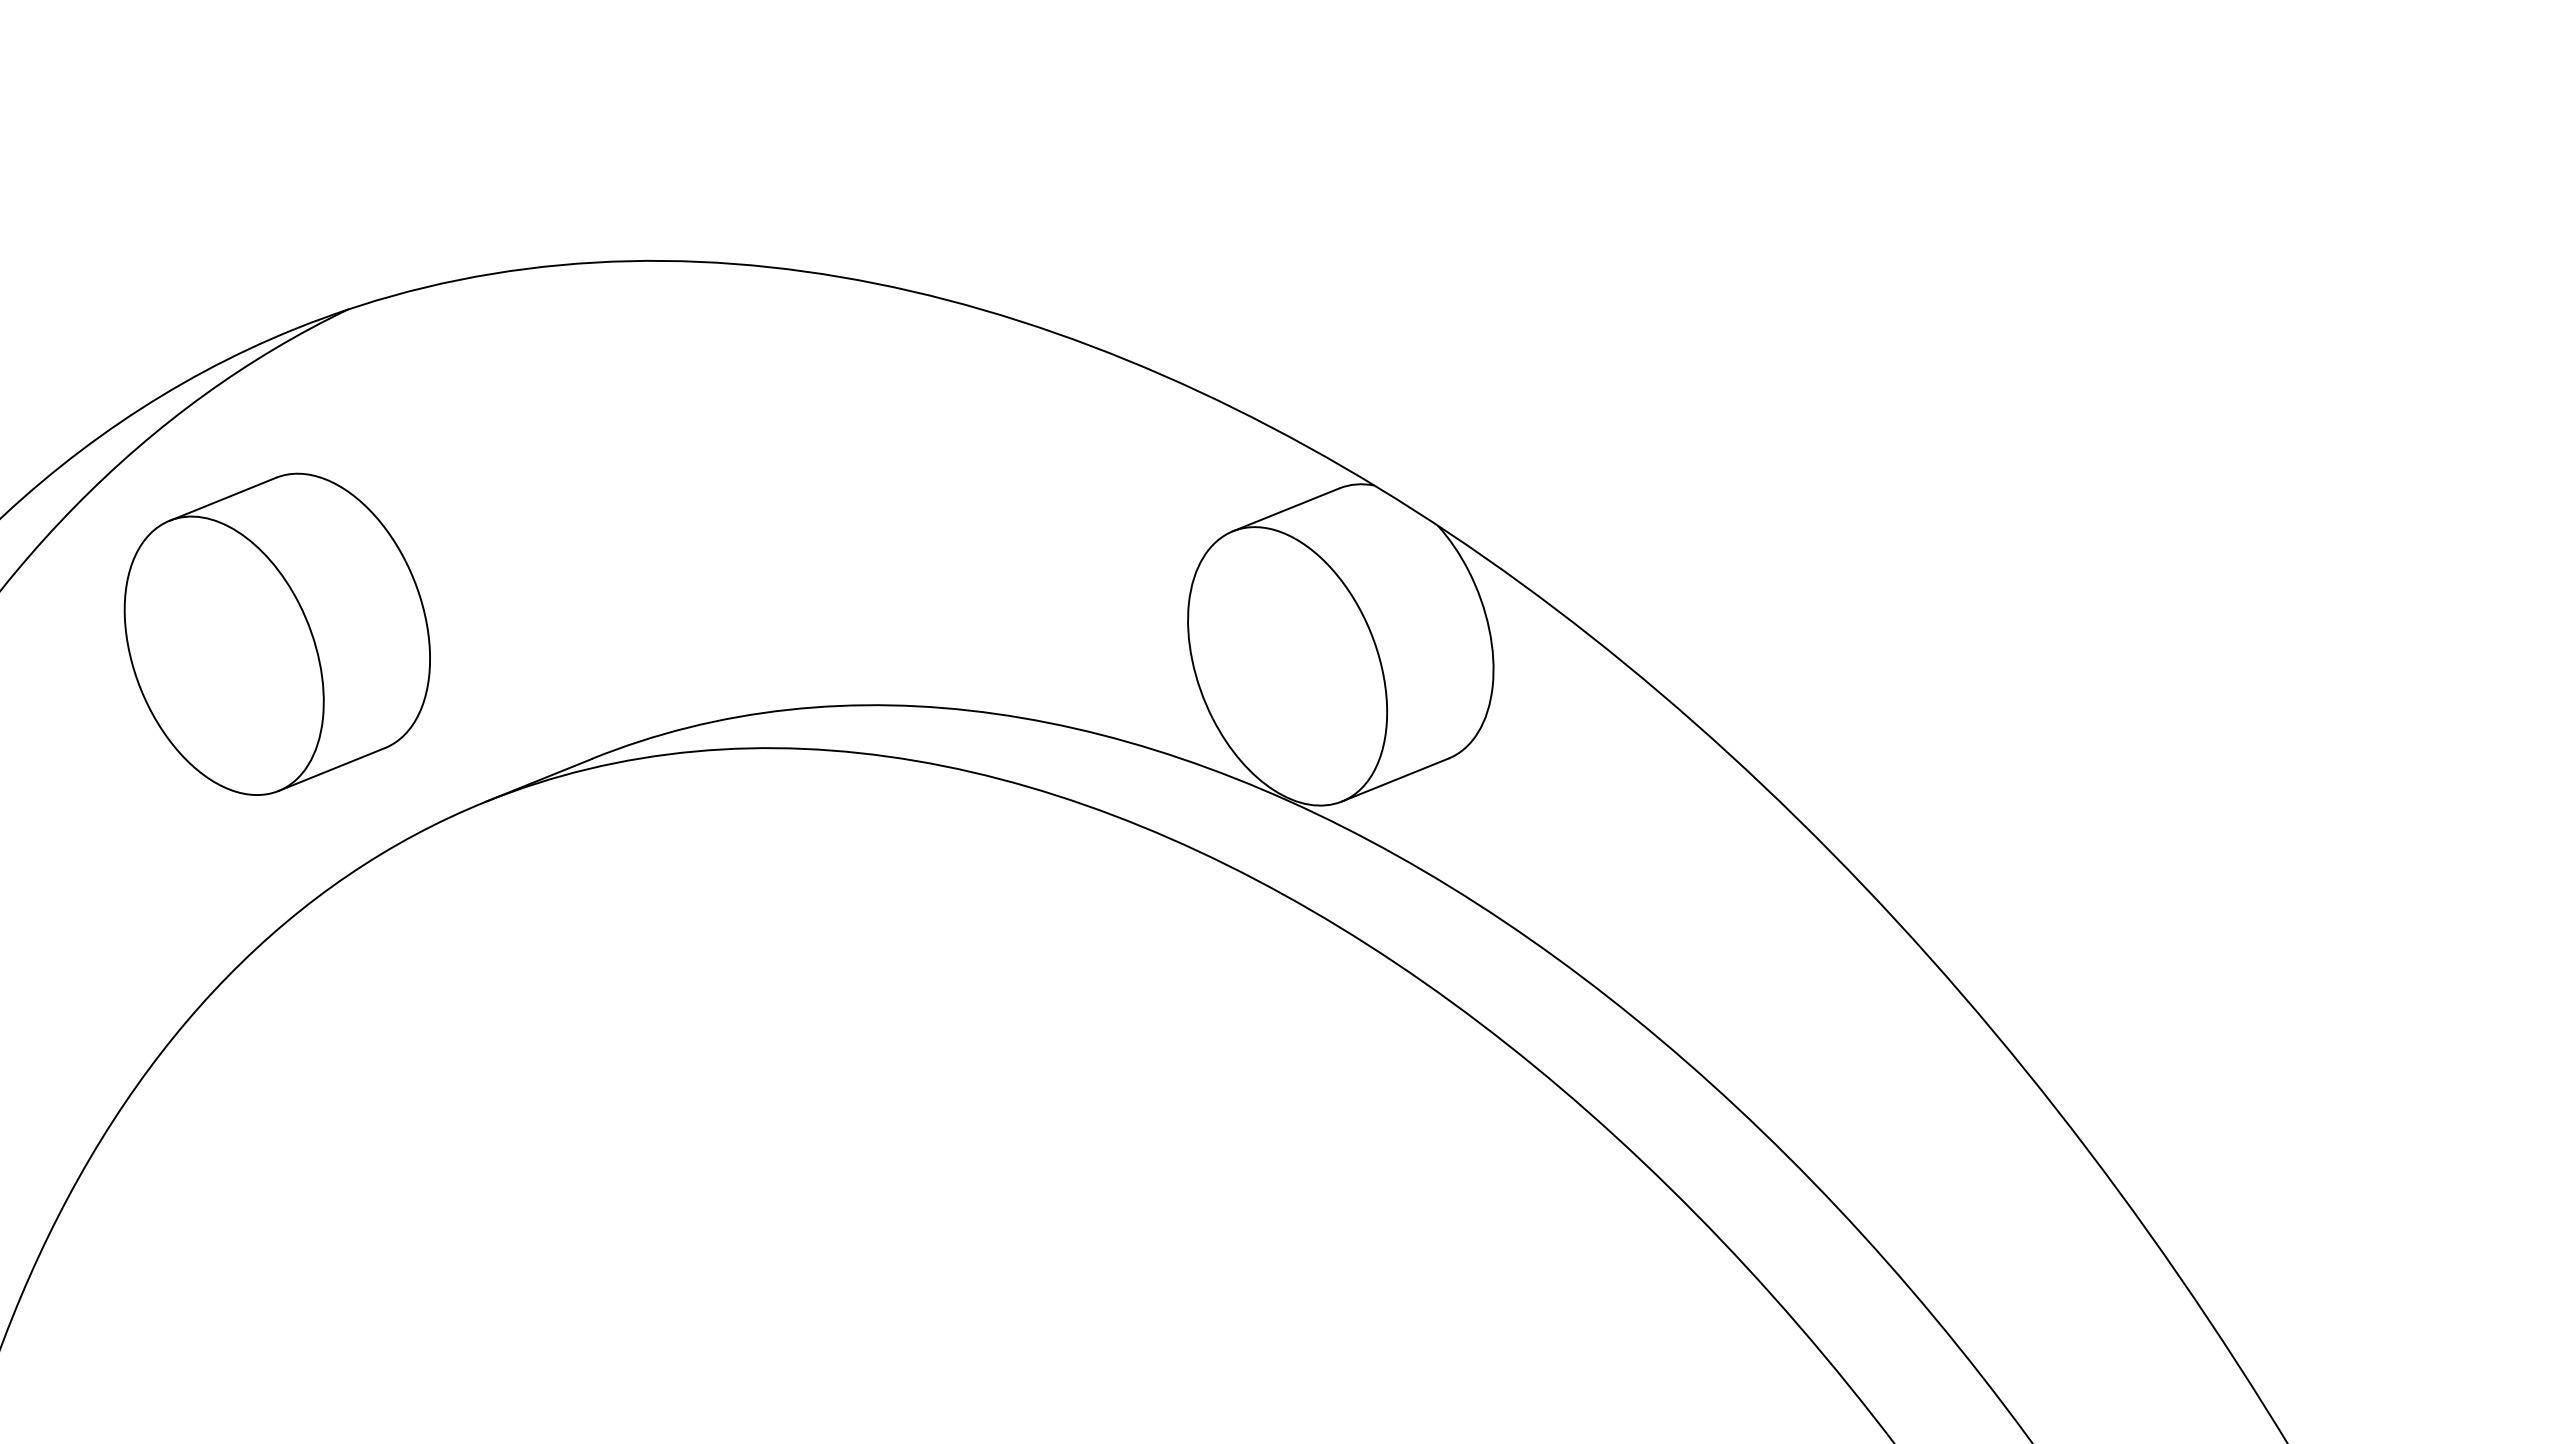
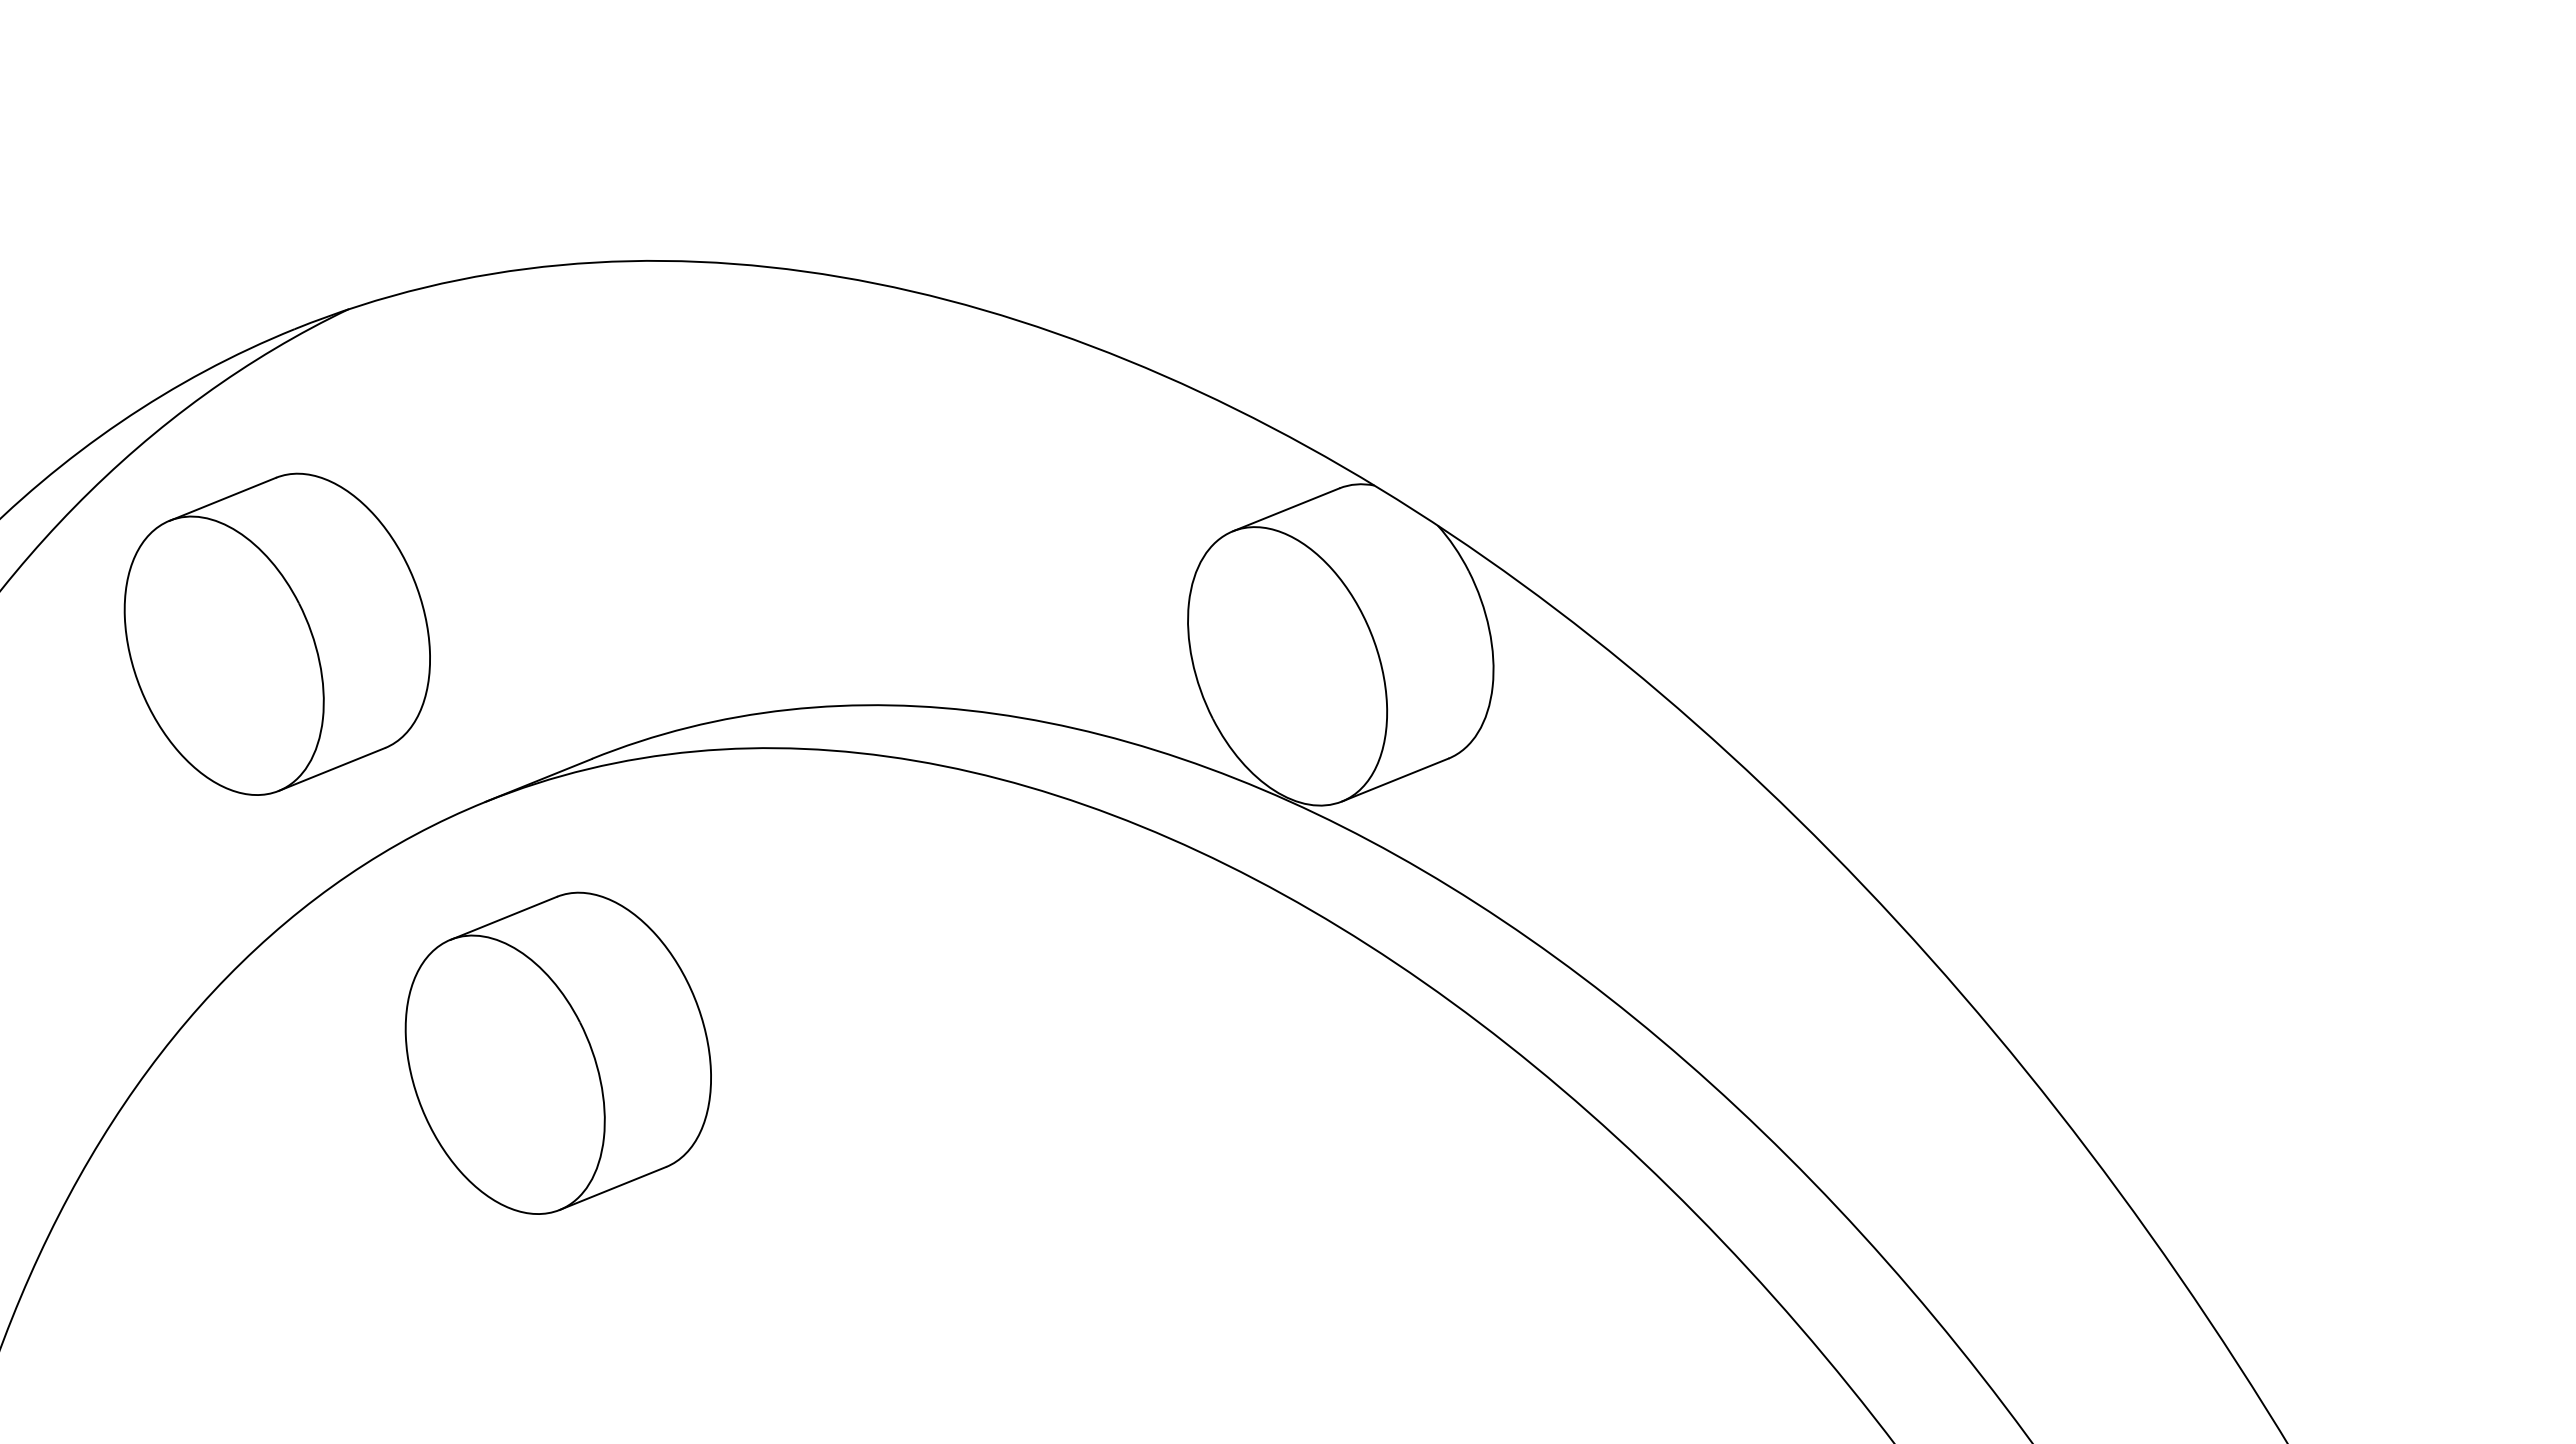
part: none -> present (557, 1052)
